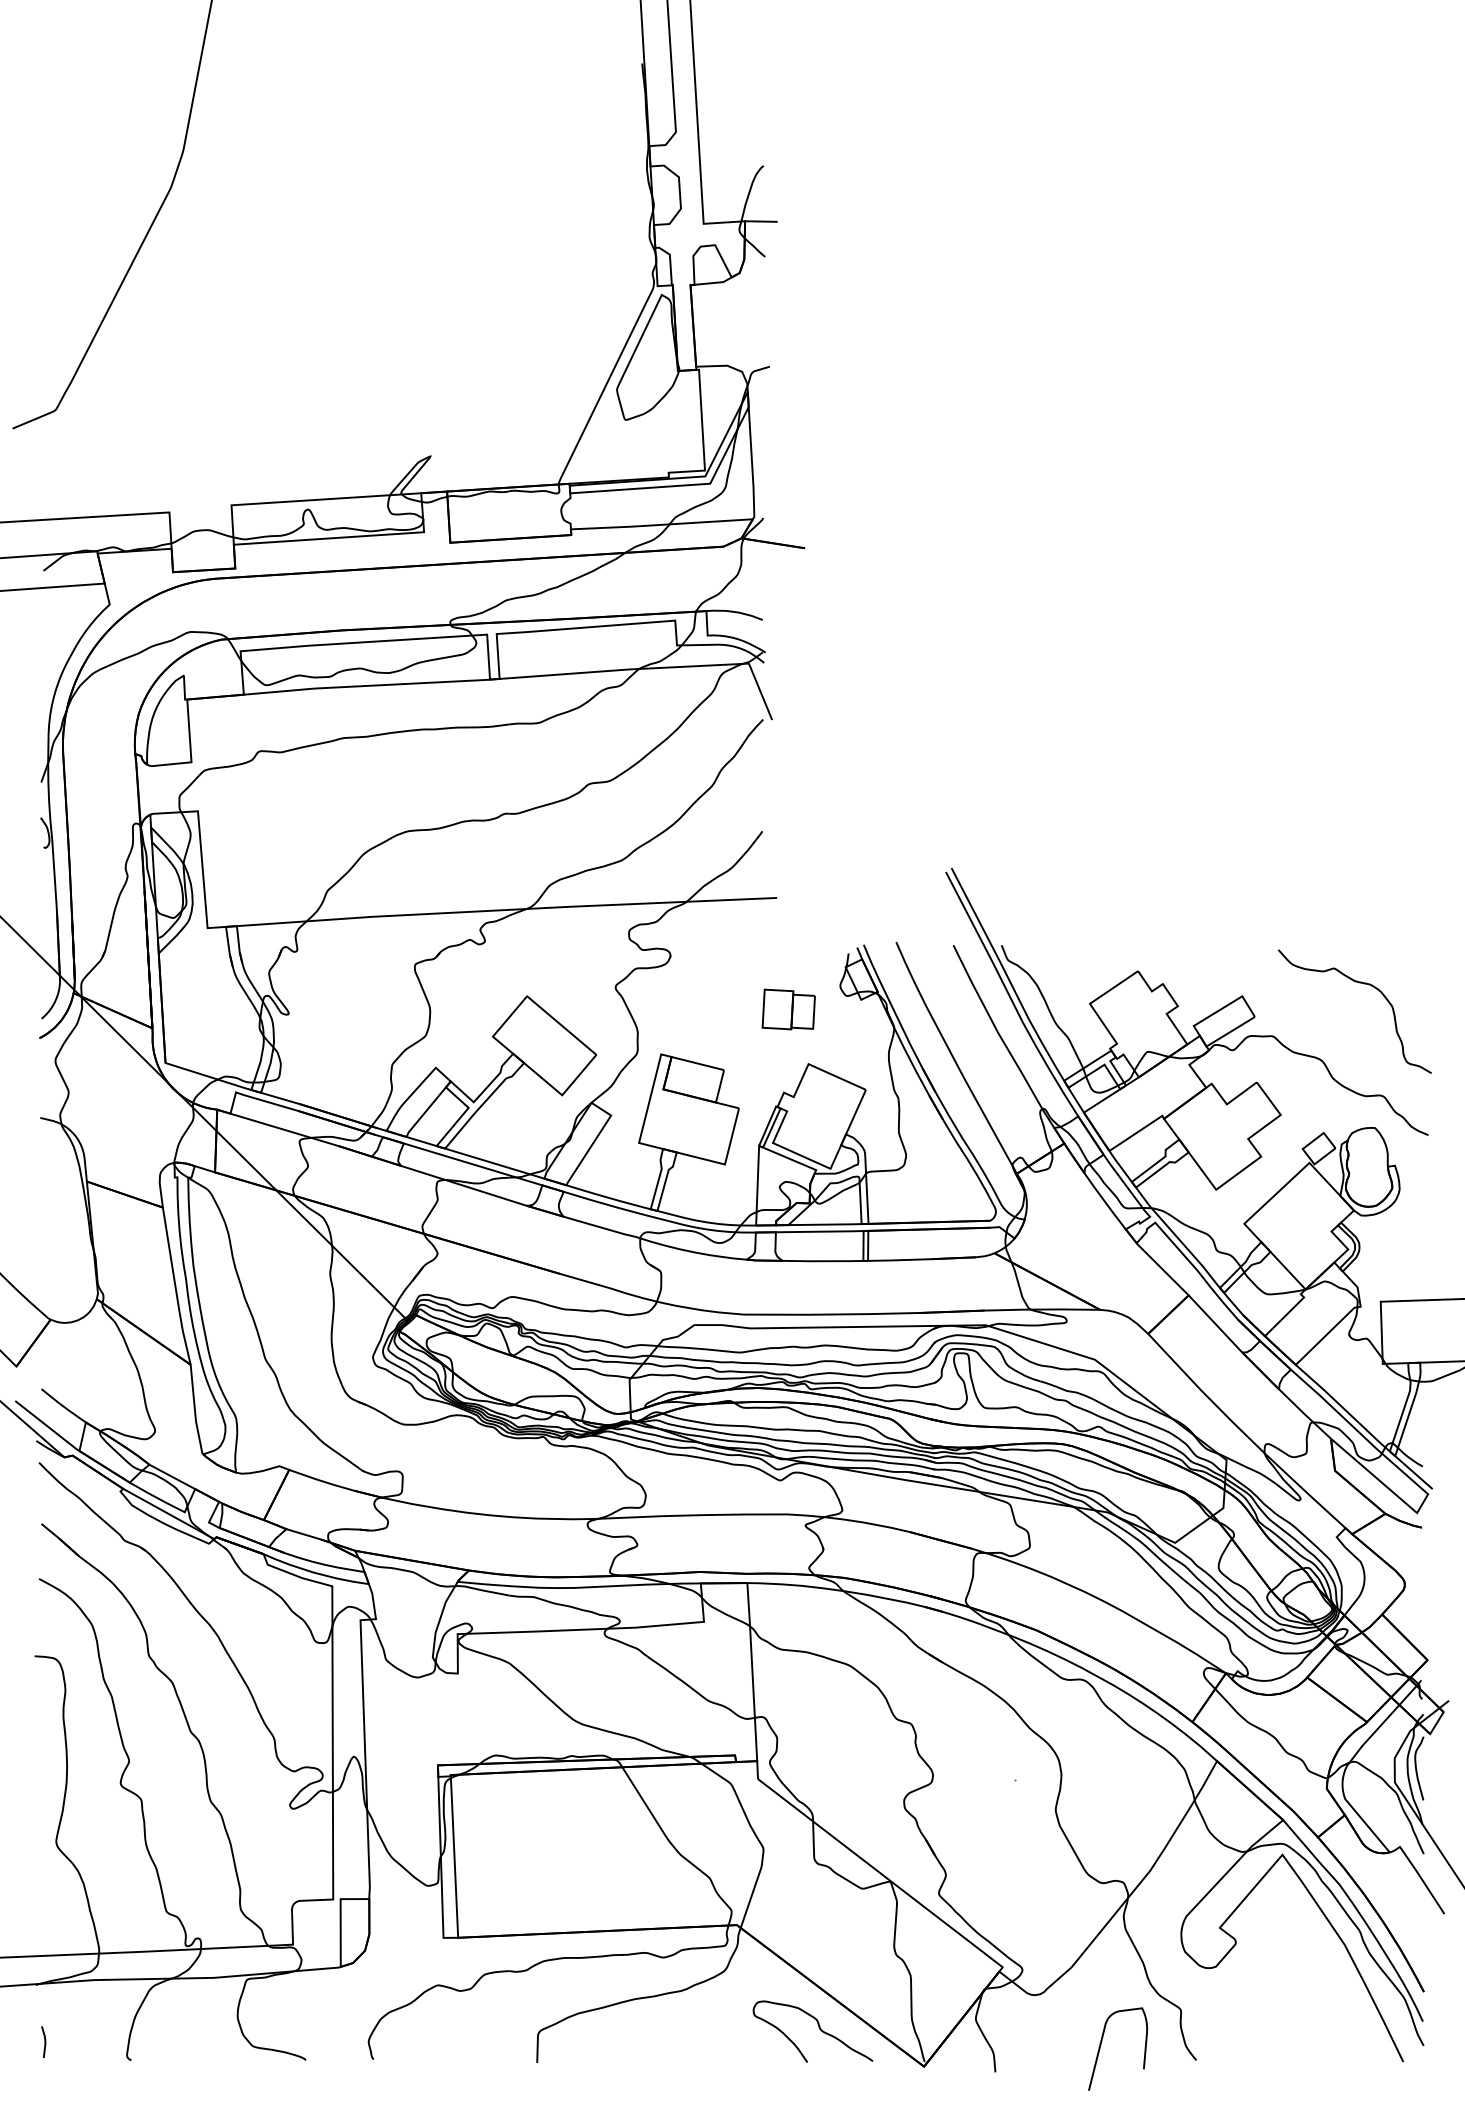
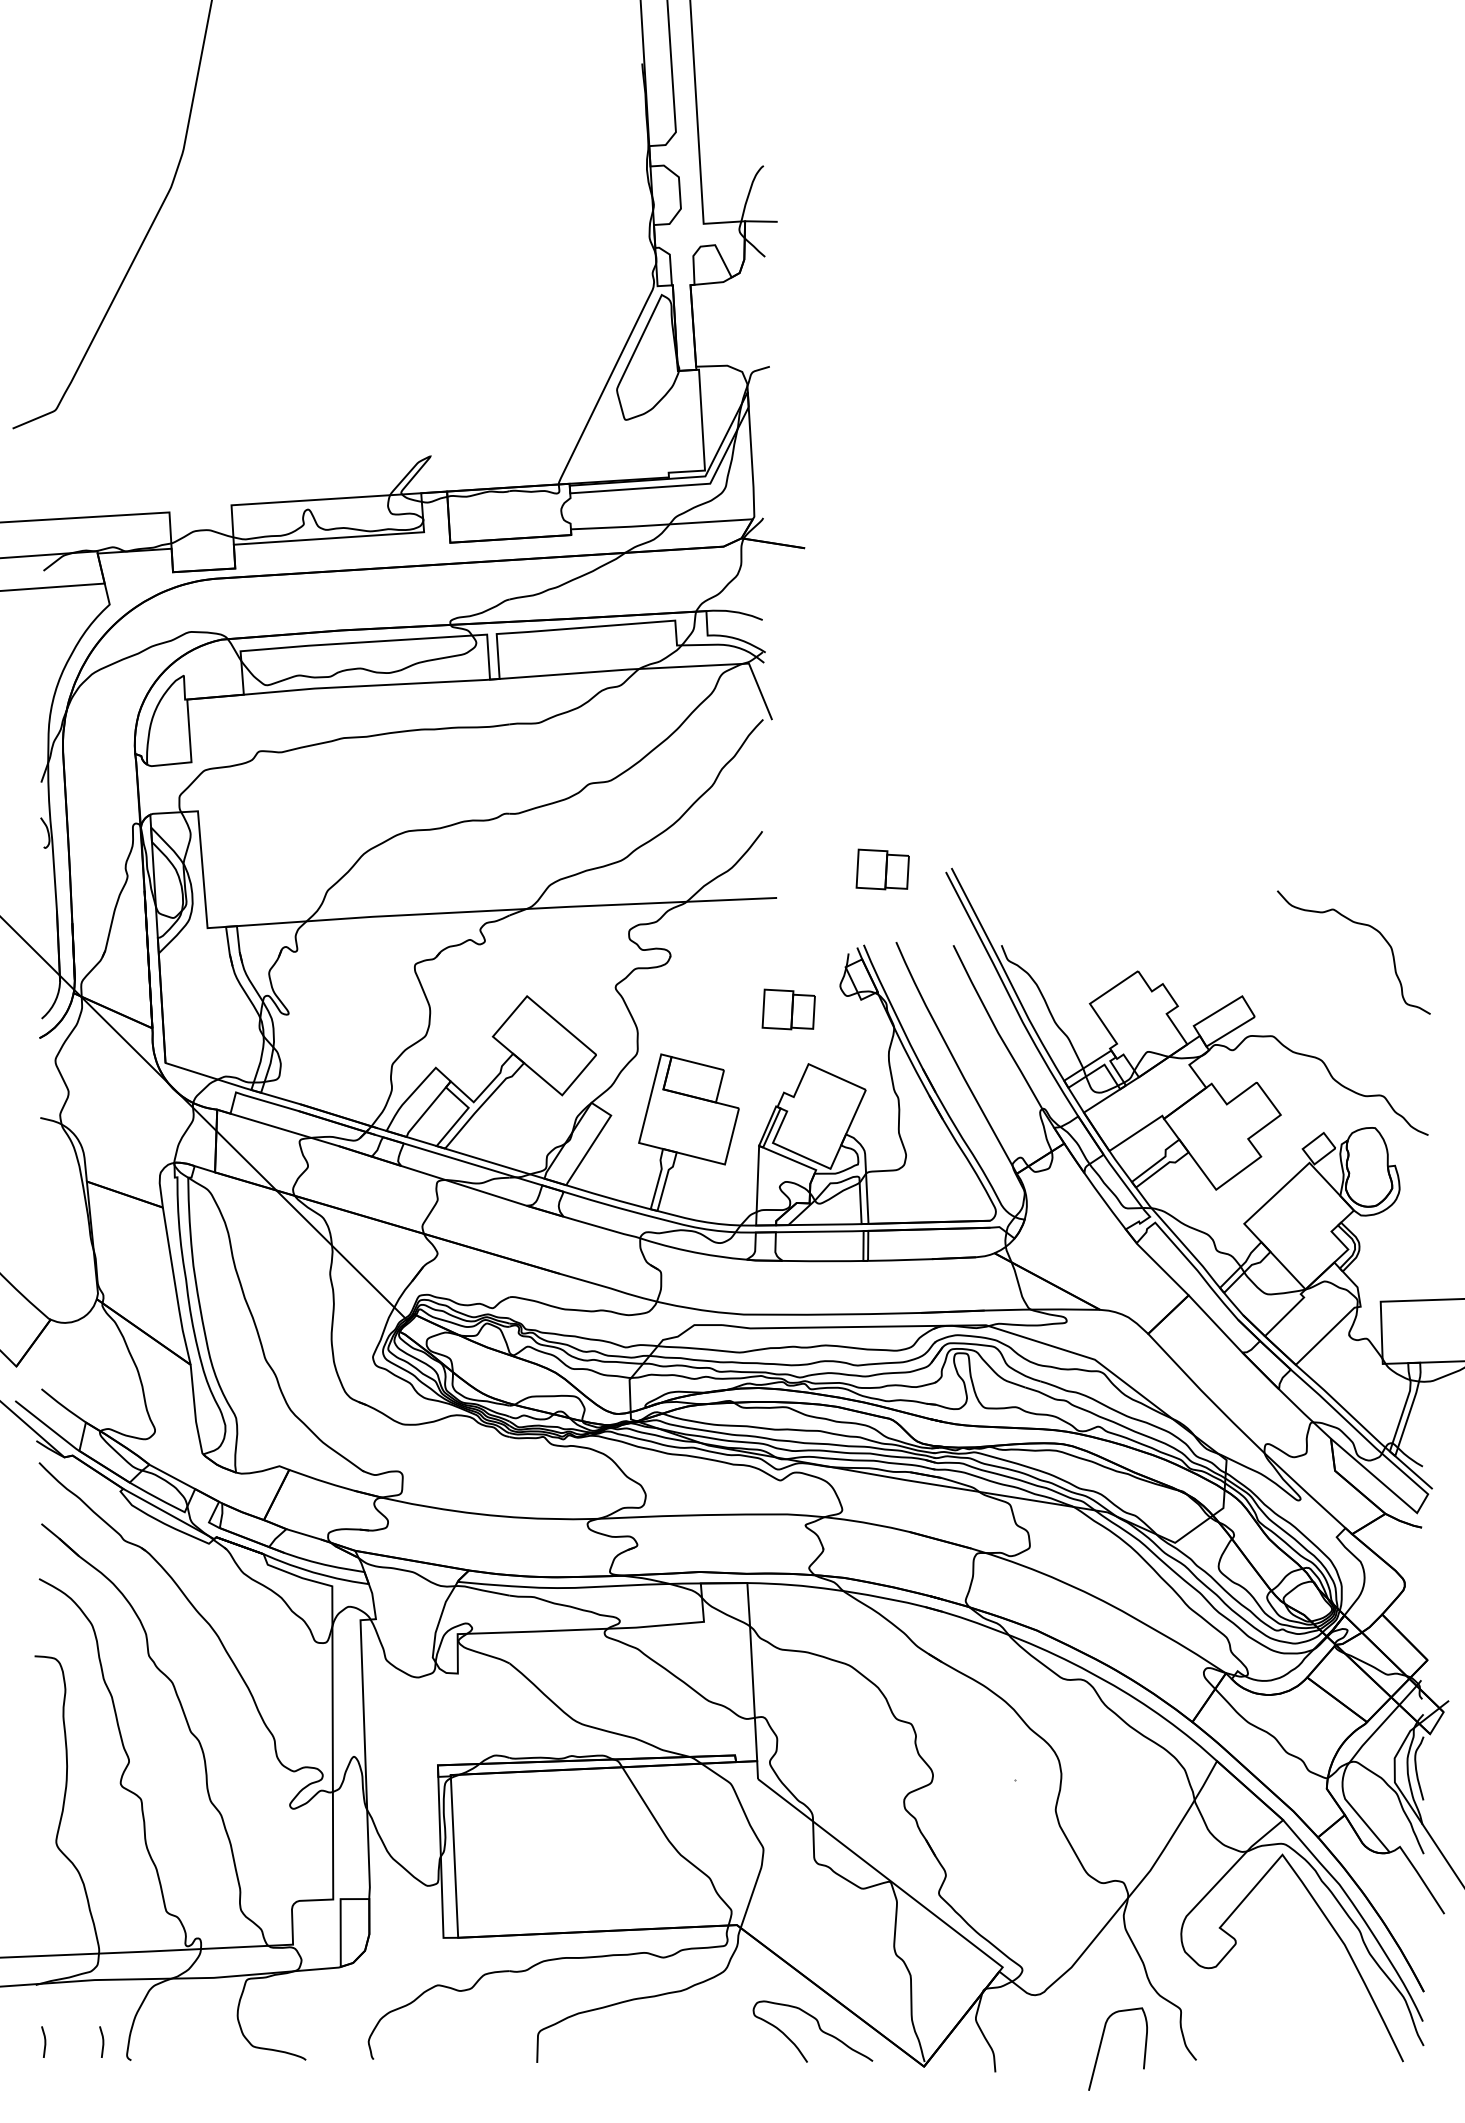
part: none -> present (882, 869)
curve position: (1359, 983) -> (1358, 924) (1358, 924)
line: none -> present (102, 2041)
